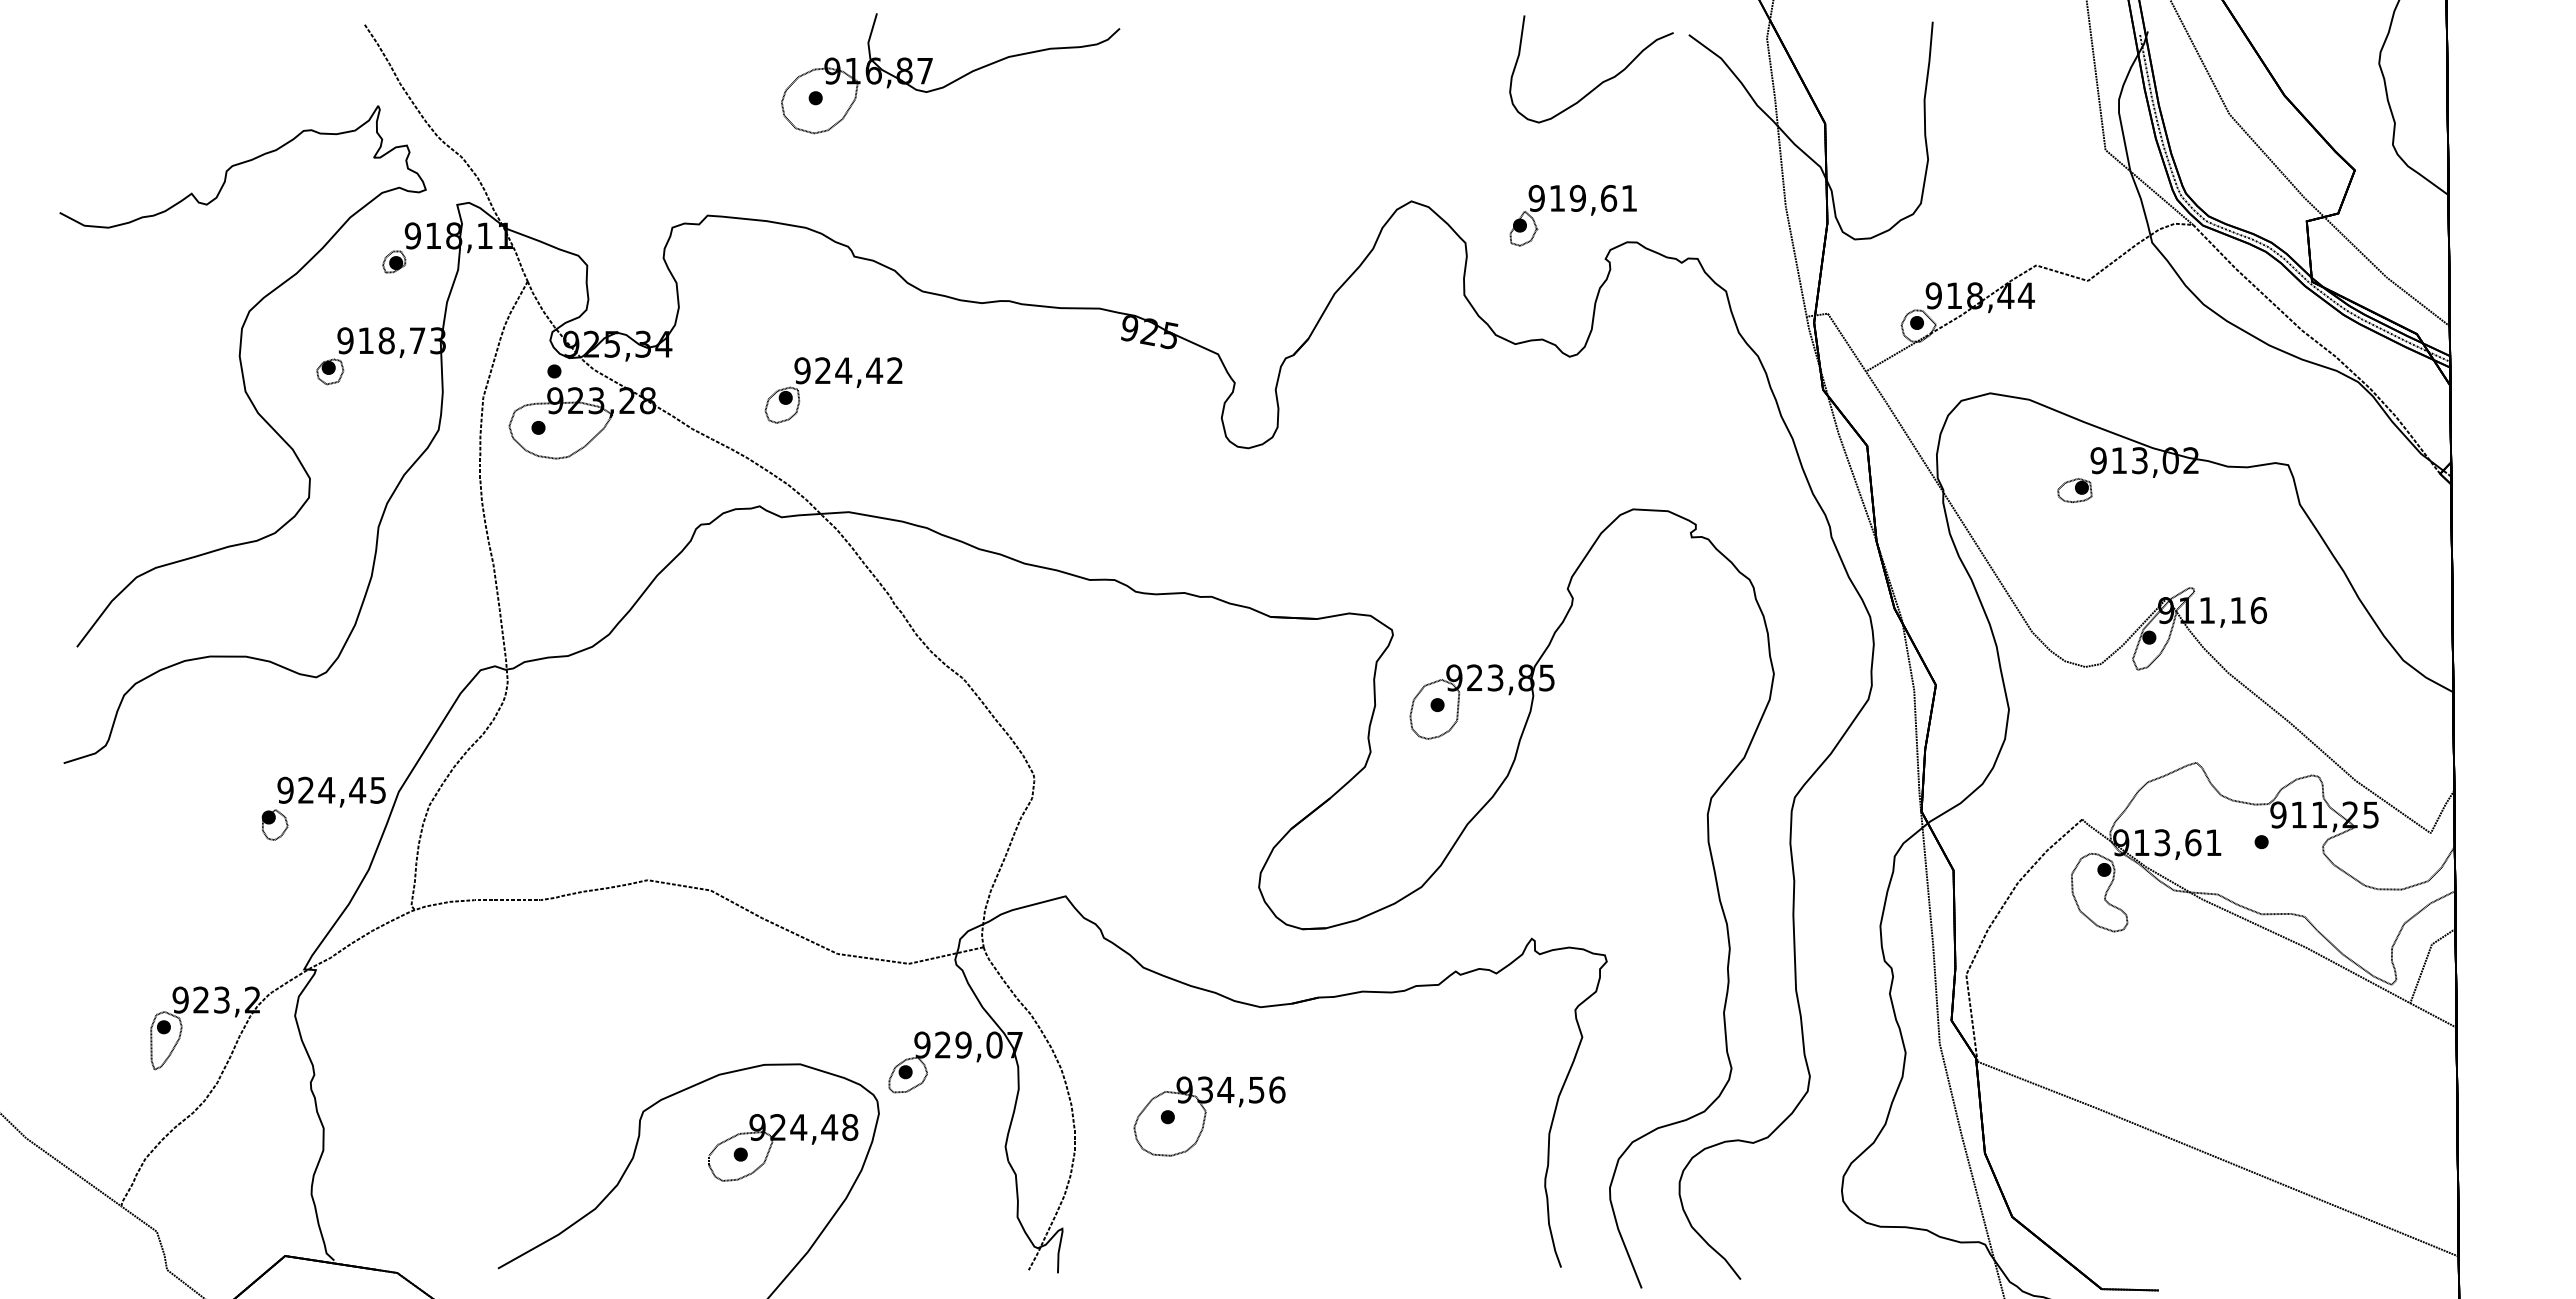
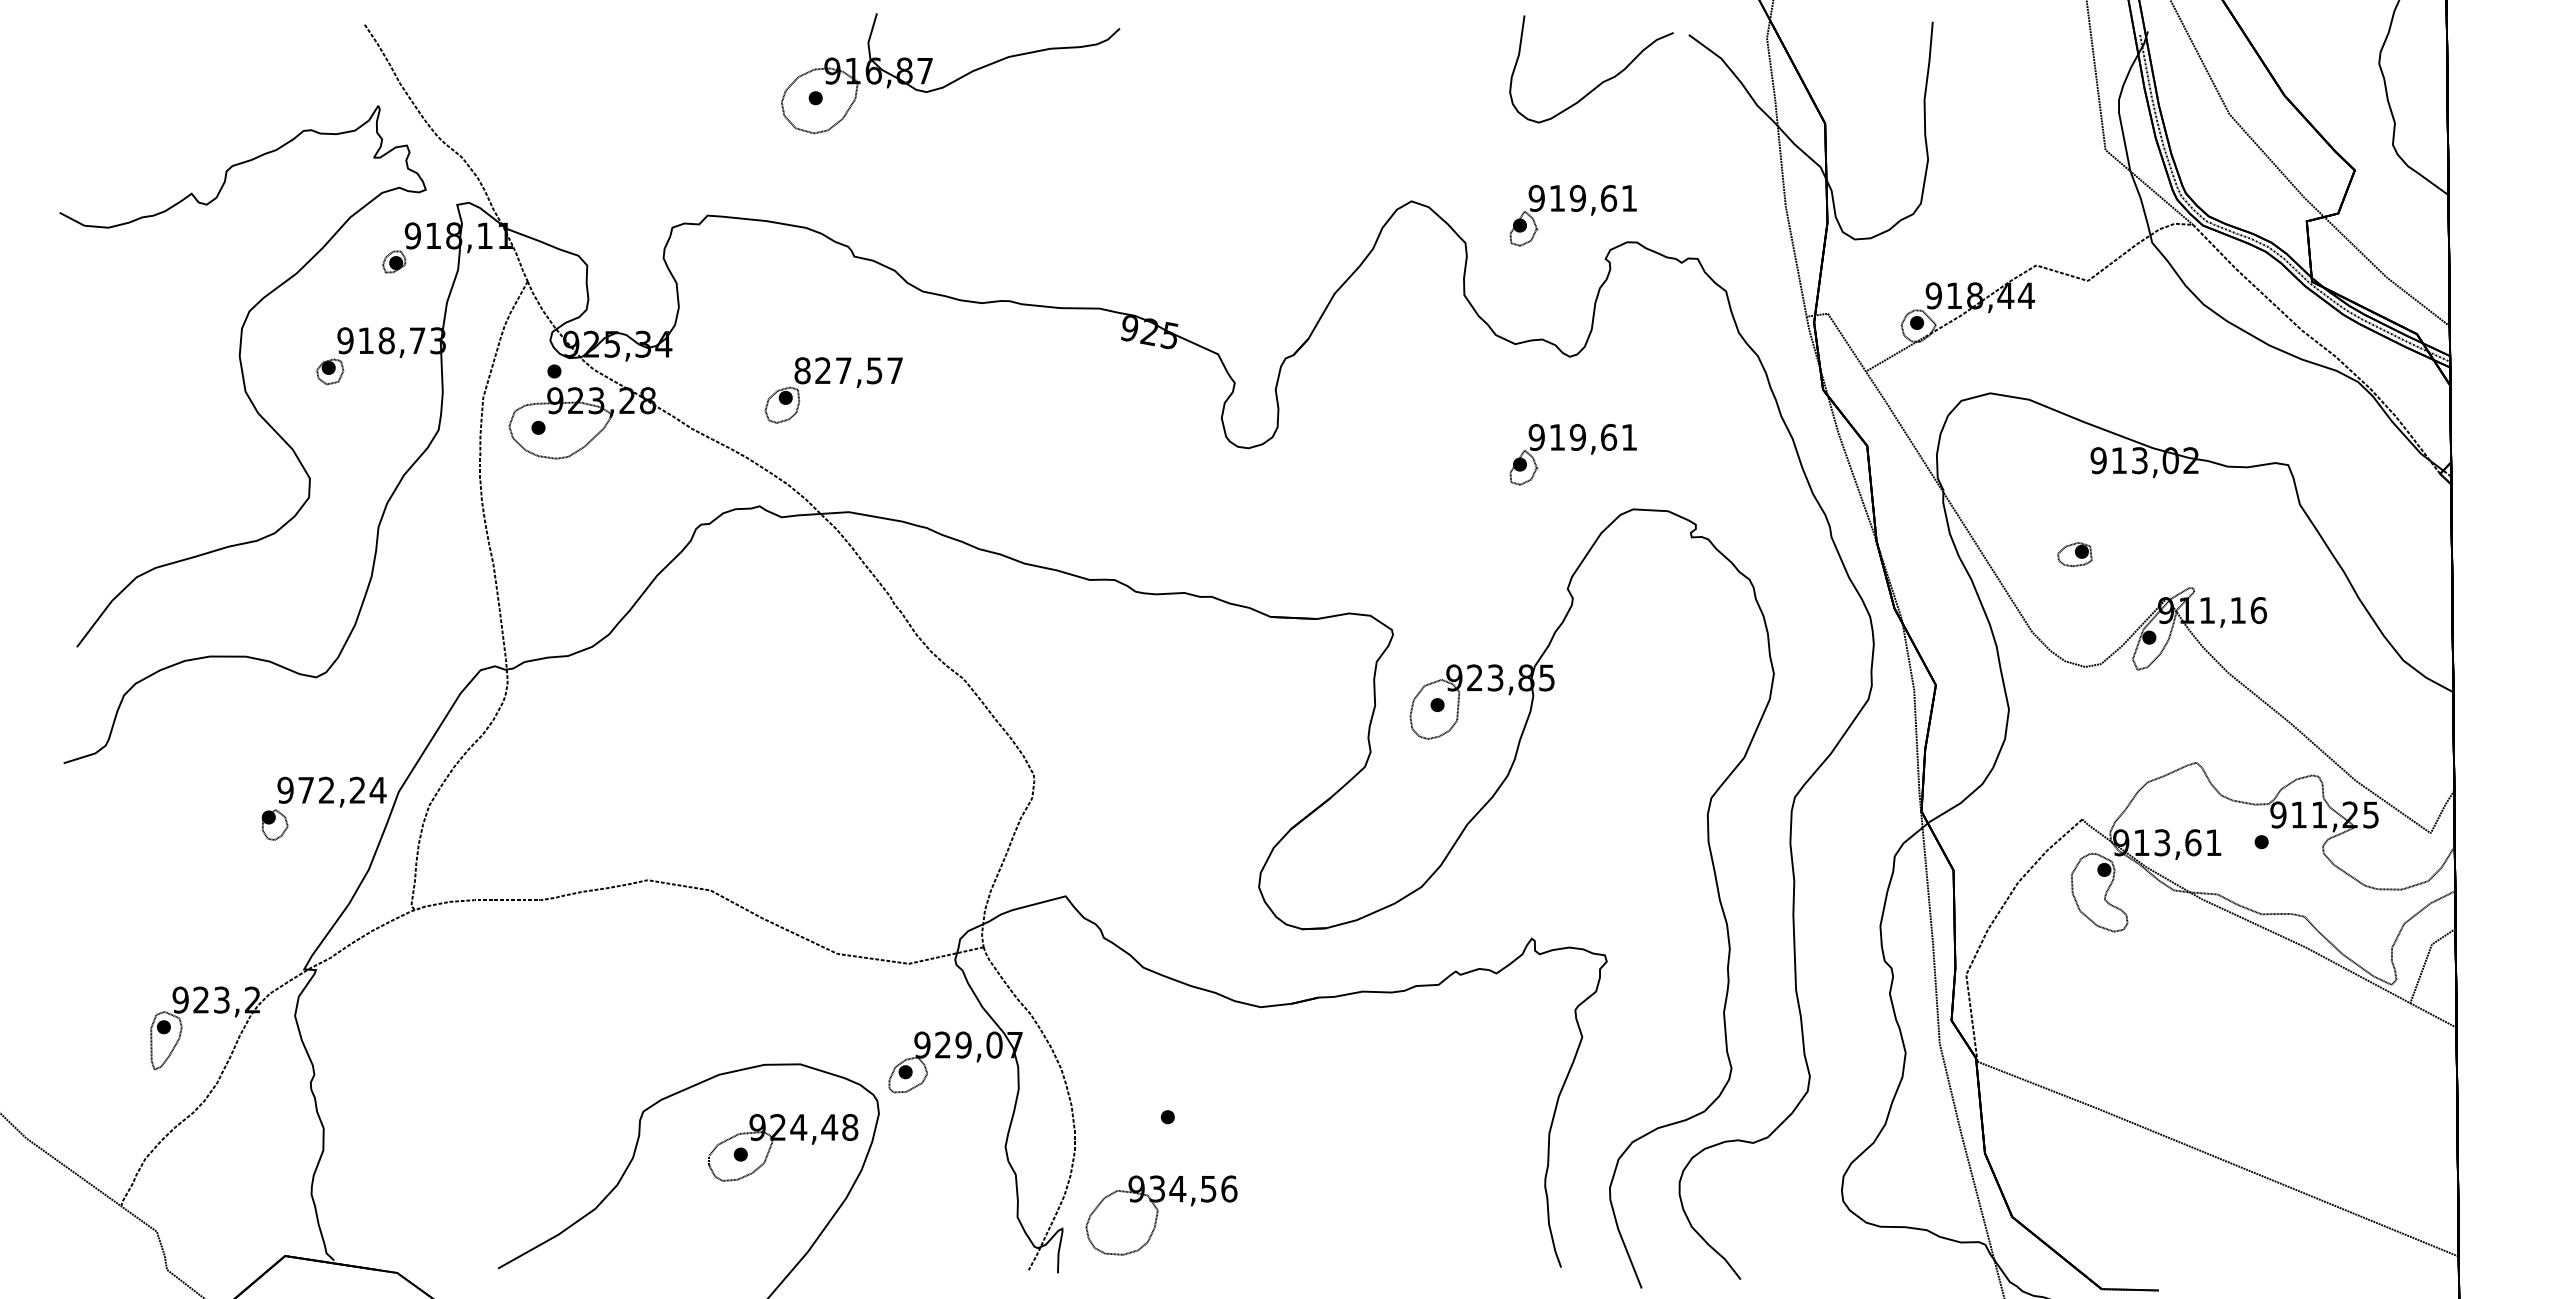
text: 924,42 -> 827,57 (848, 370)
part: none -> present (1572, 454)
part position: (2074, 490) -> (2074, 554) (2074, 554)
text: 924,45 -> 972,24 (342, 789)
part position: (1209, 1116) -> (1161, 1215) (1161, 1215)
